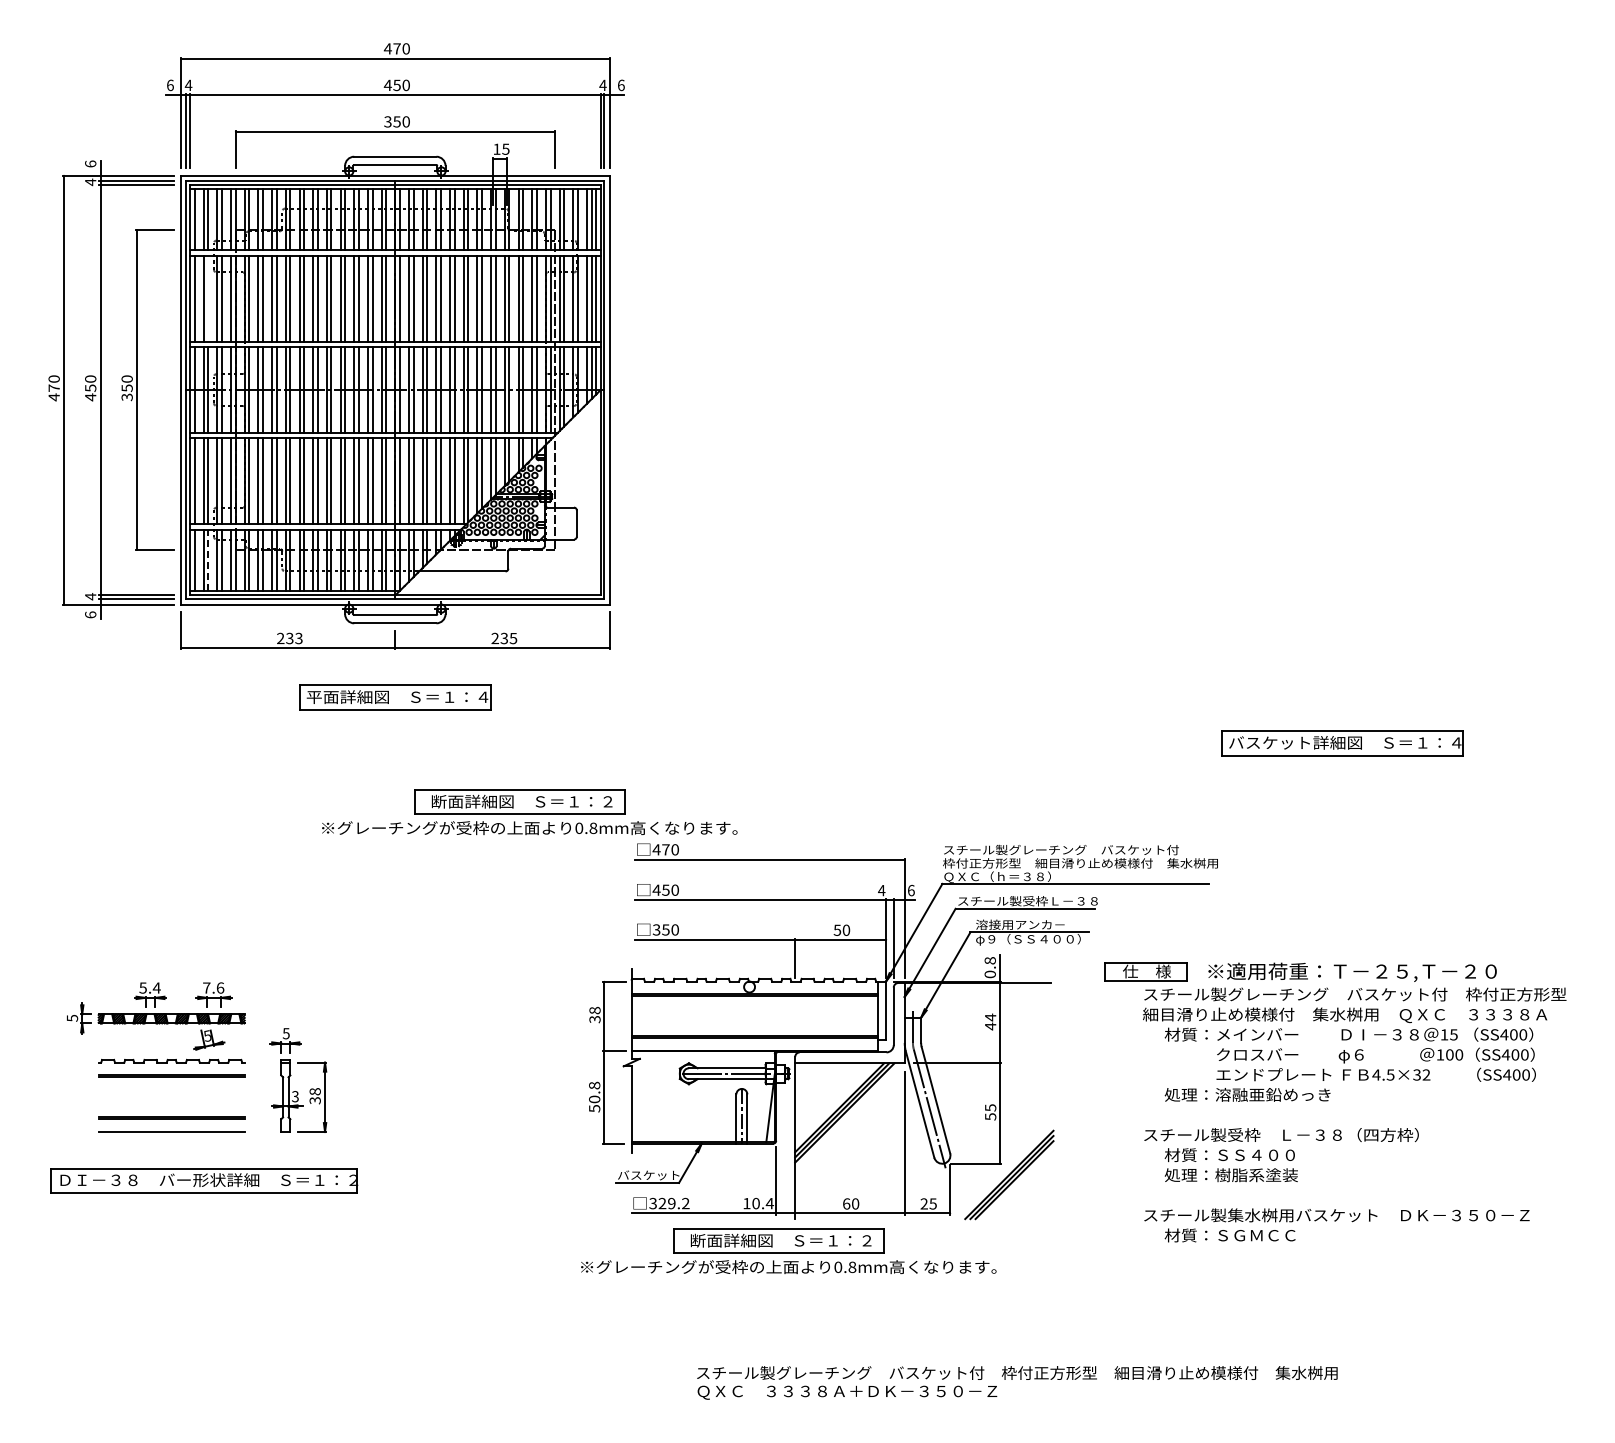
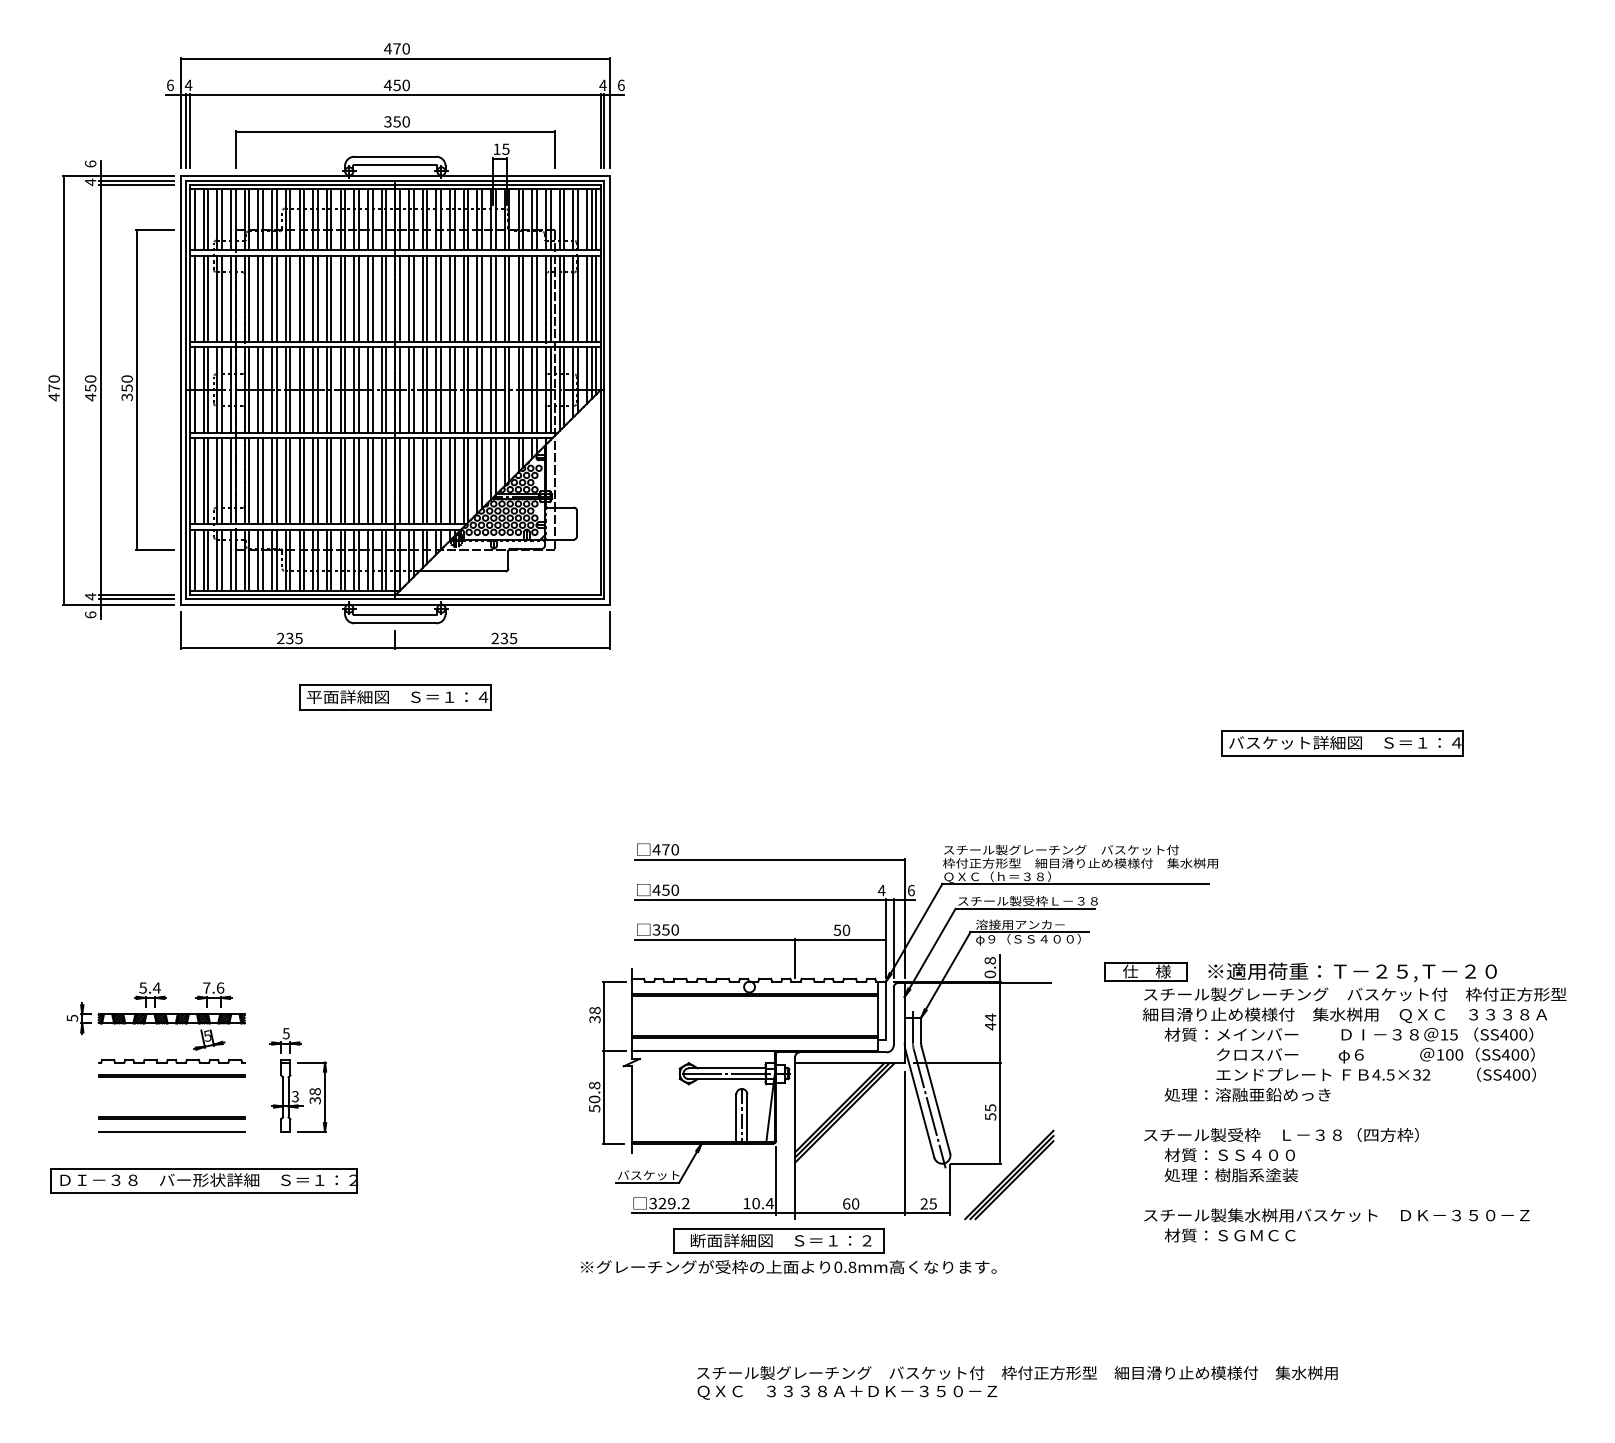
line: none -> present (208, 298)
line: dashed -> solid (208, 560)
text: 233 -> 235 (298, 637)
part: present -> none (529, 812)
